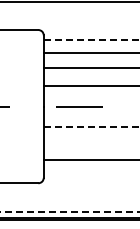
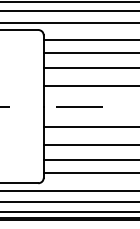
line: none -> present (69, 11)
line: none -> present (69, 22)
line: dashed -> solid (91, 40)
line: dashed -> solid (91, 127)
line: none -> present (89, 144)
line: none -> present (89, 173)
line: none -> present (69, 190)
line: none -> present (69, 202)
line: dashed -> solid (70, 211)
